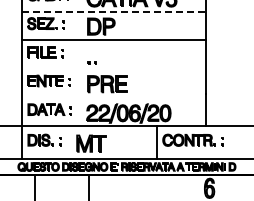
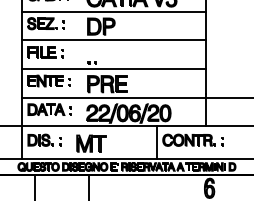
line: dashed -> solid (113, 11)
line: none -> present (113, 68)
line: none -> present (135, 97)
